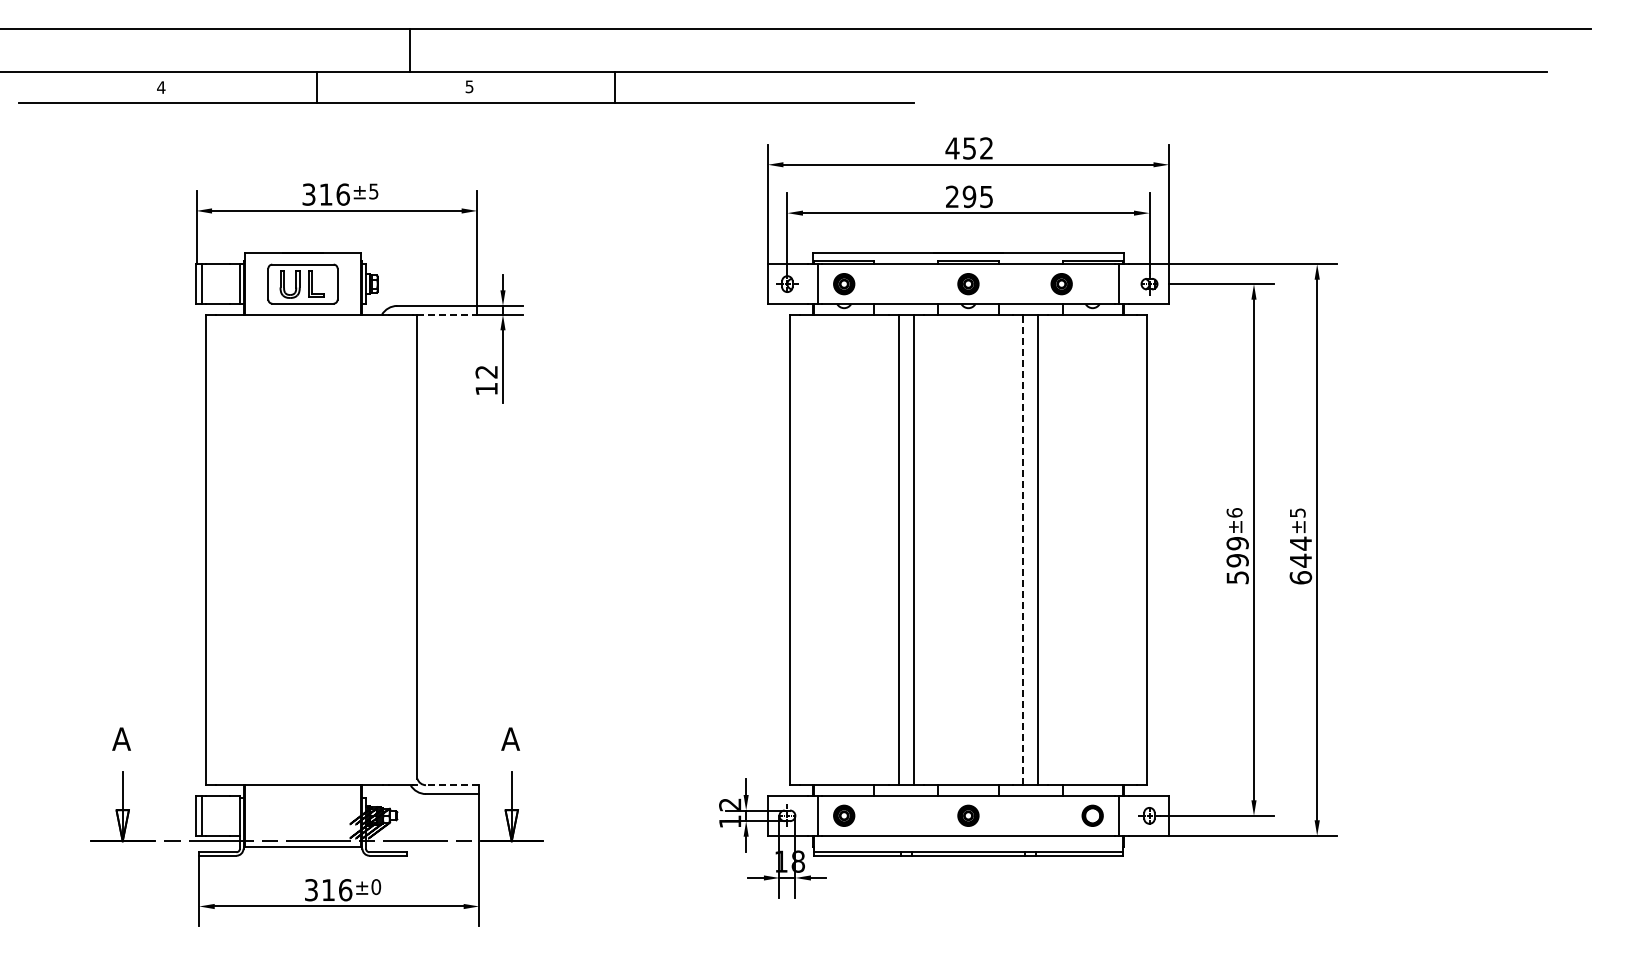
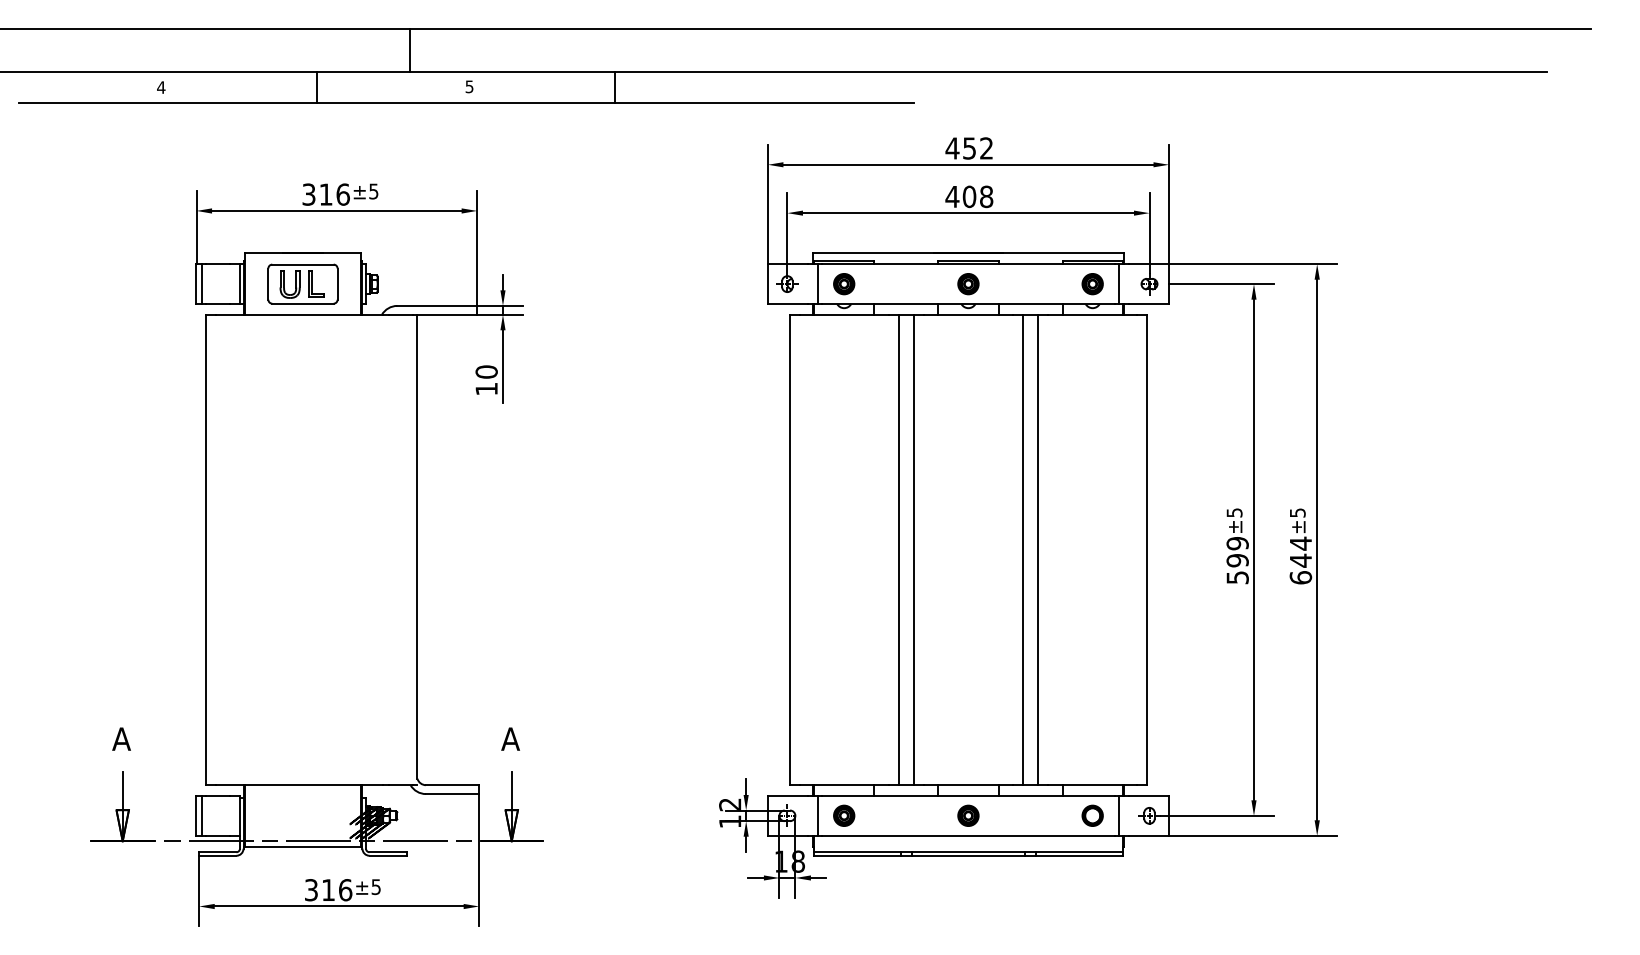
text: 295 -> 408 (969, 196)
part position: (1061, 284) -> (1092, 284) (1092, 284)
line: dashed -> solid (447, 314)
text: 12 -> 10 (486, 371)
text: ±6 -> ±5 (1234, 512)
line: dashed -> solid (1022, 549)
line: dashed -> solid (452, 785)
text: ±0 -> ±5 (376, 886)
